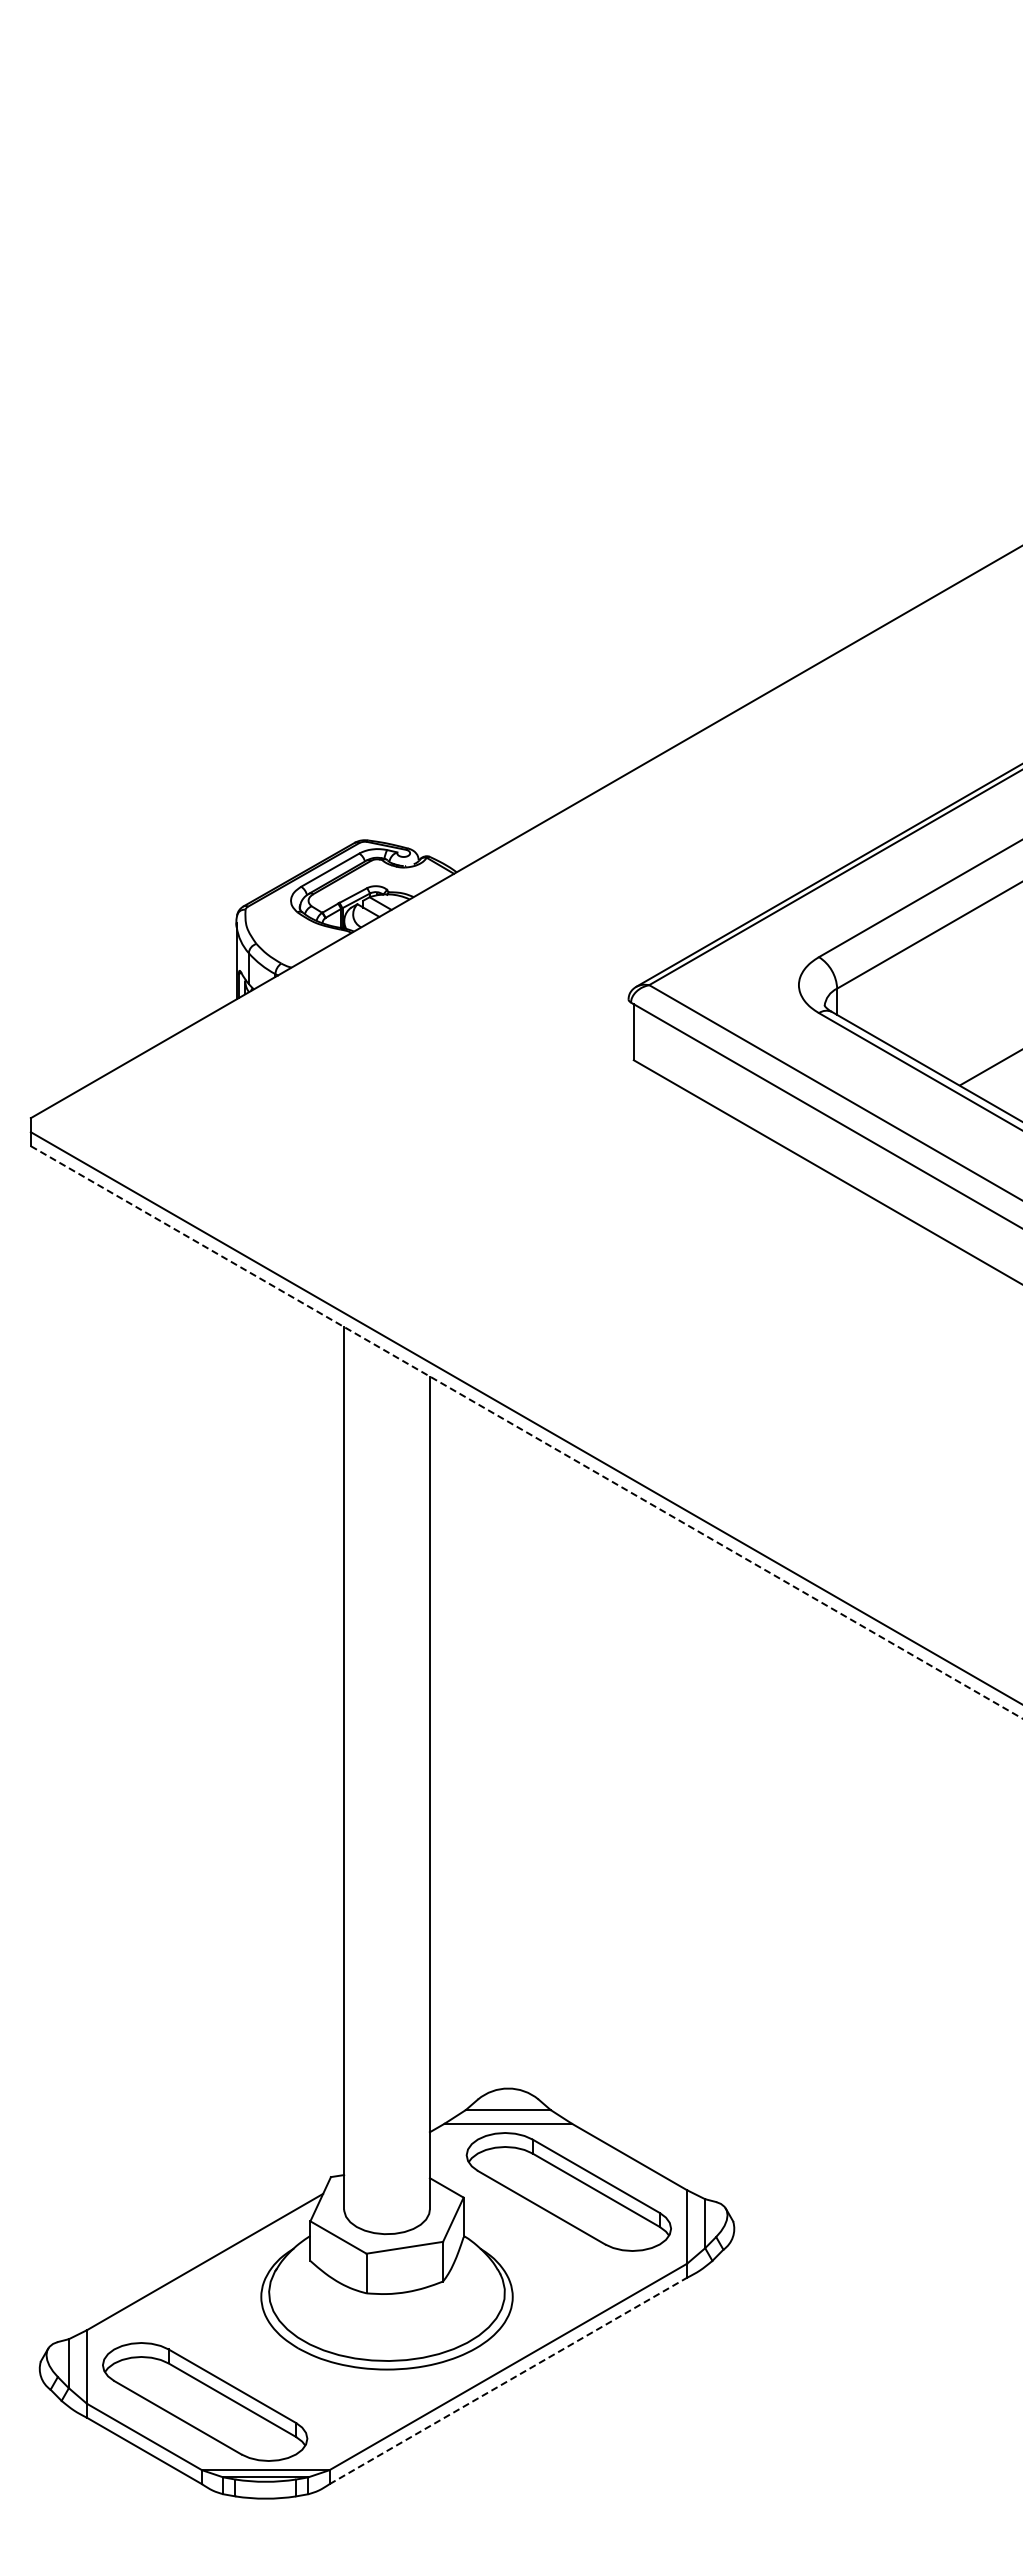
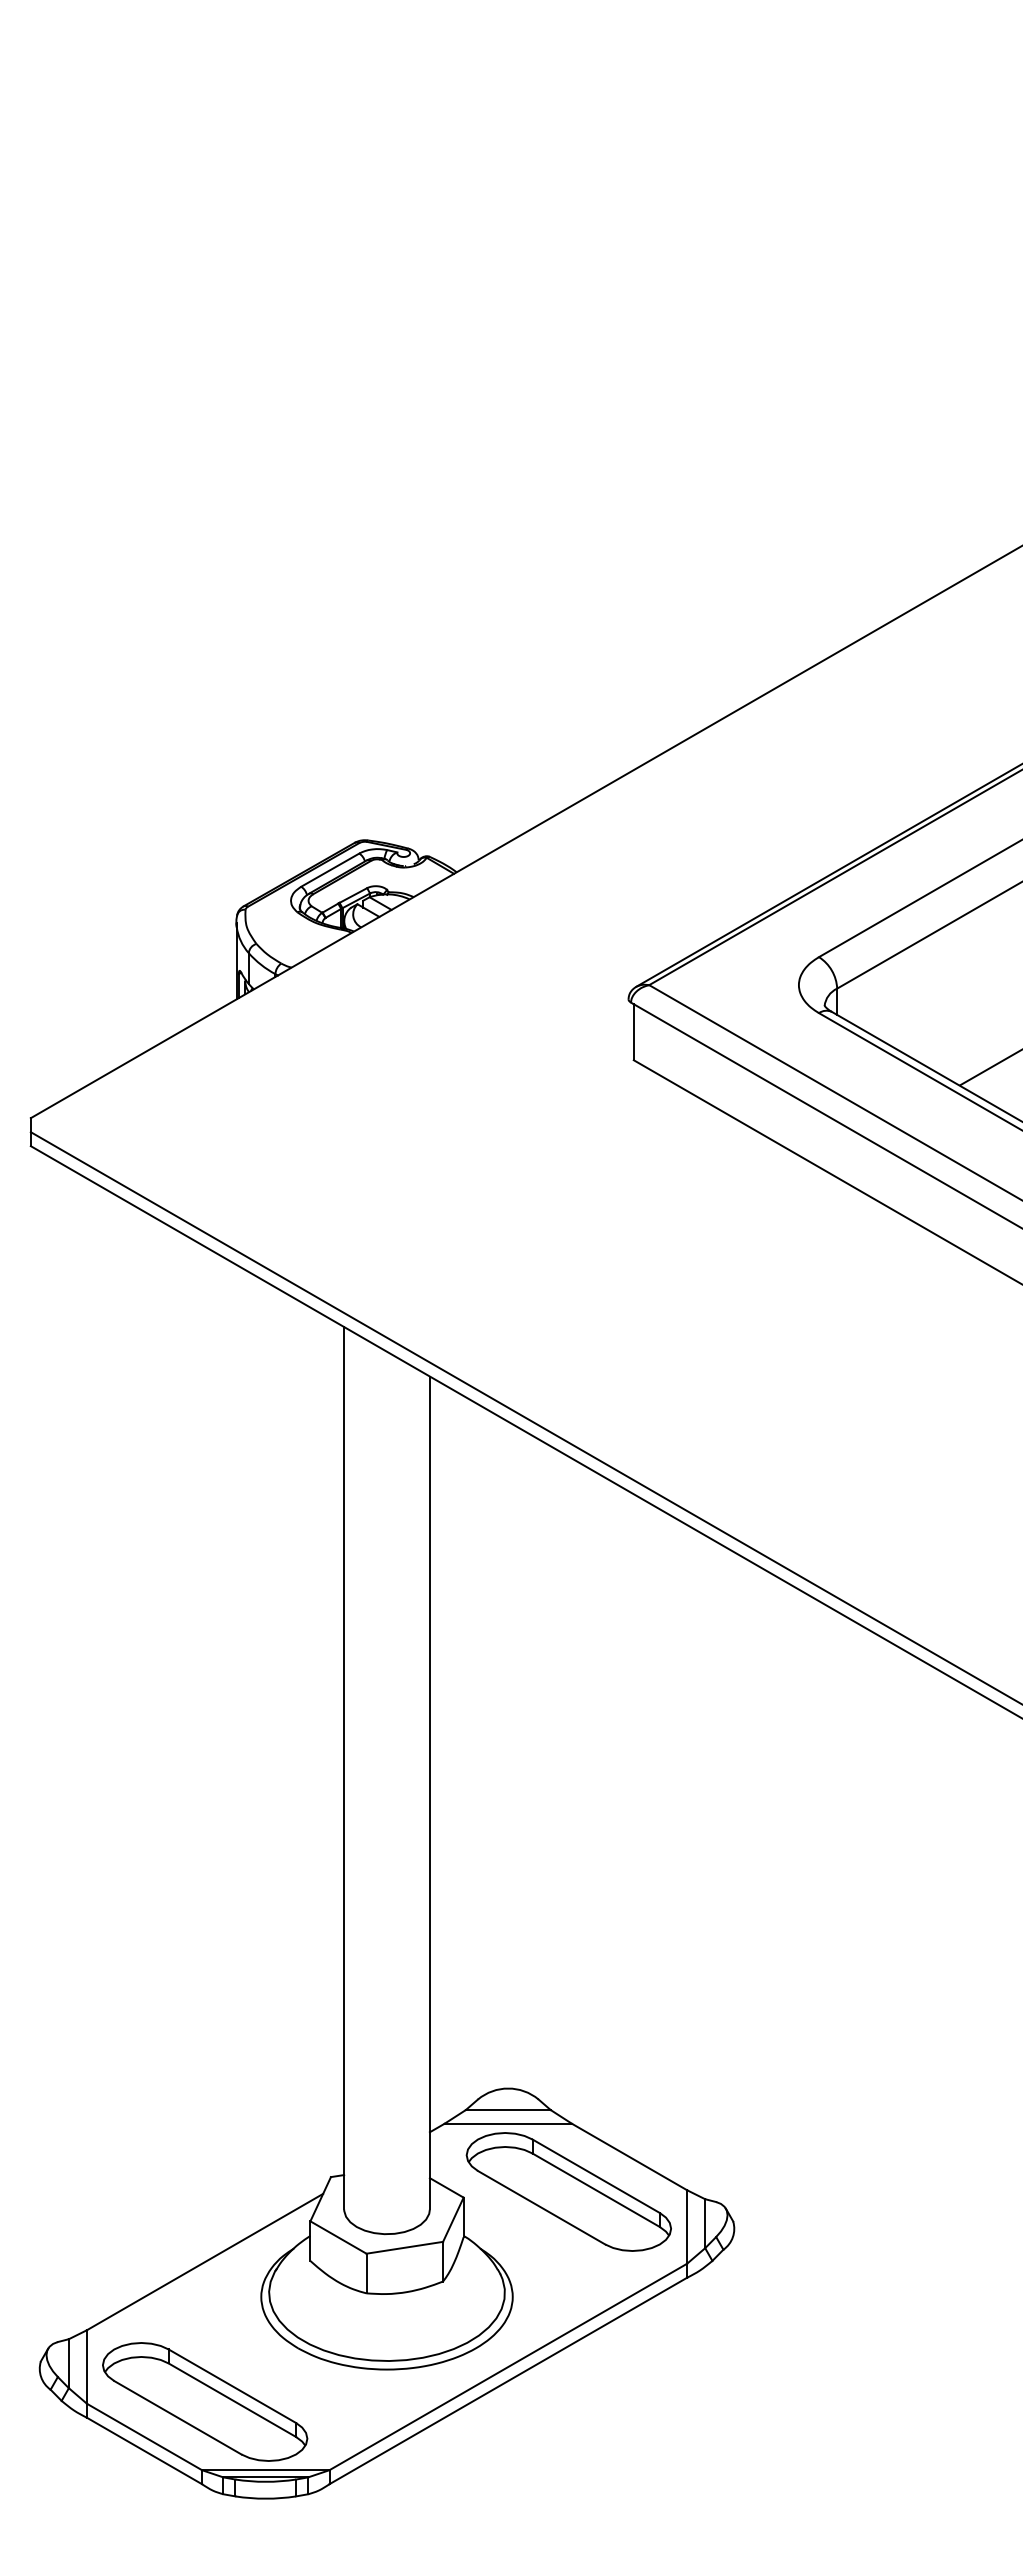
line: dashed -> solid (526, 1432)
line: dashed -> solid (508, 2380)
